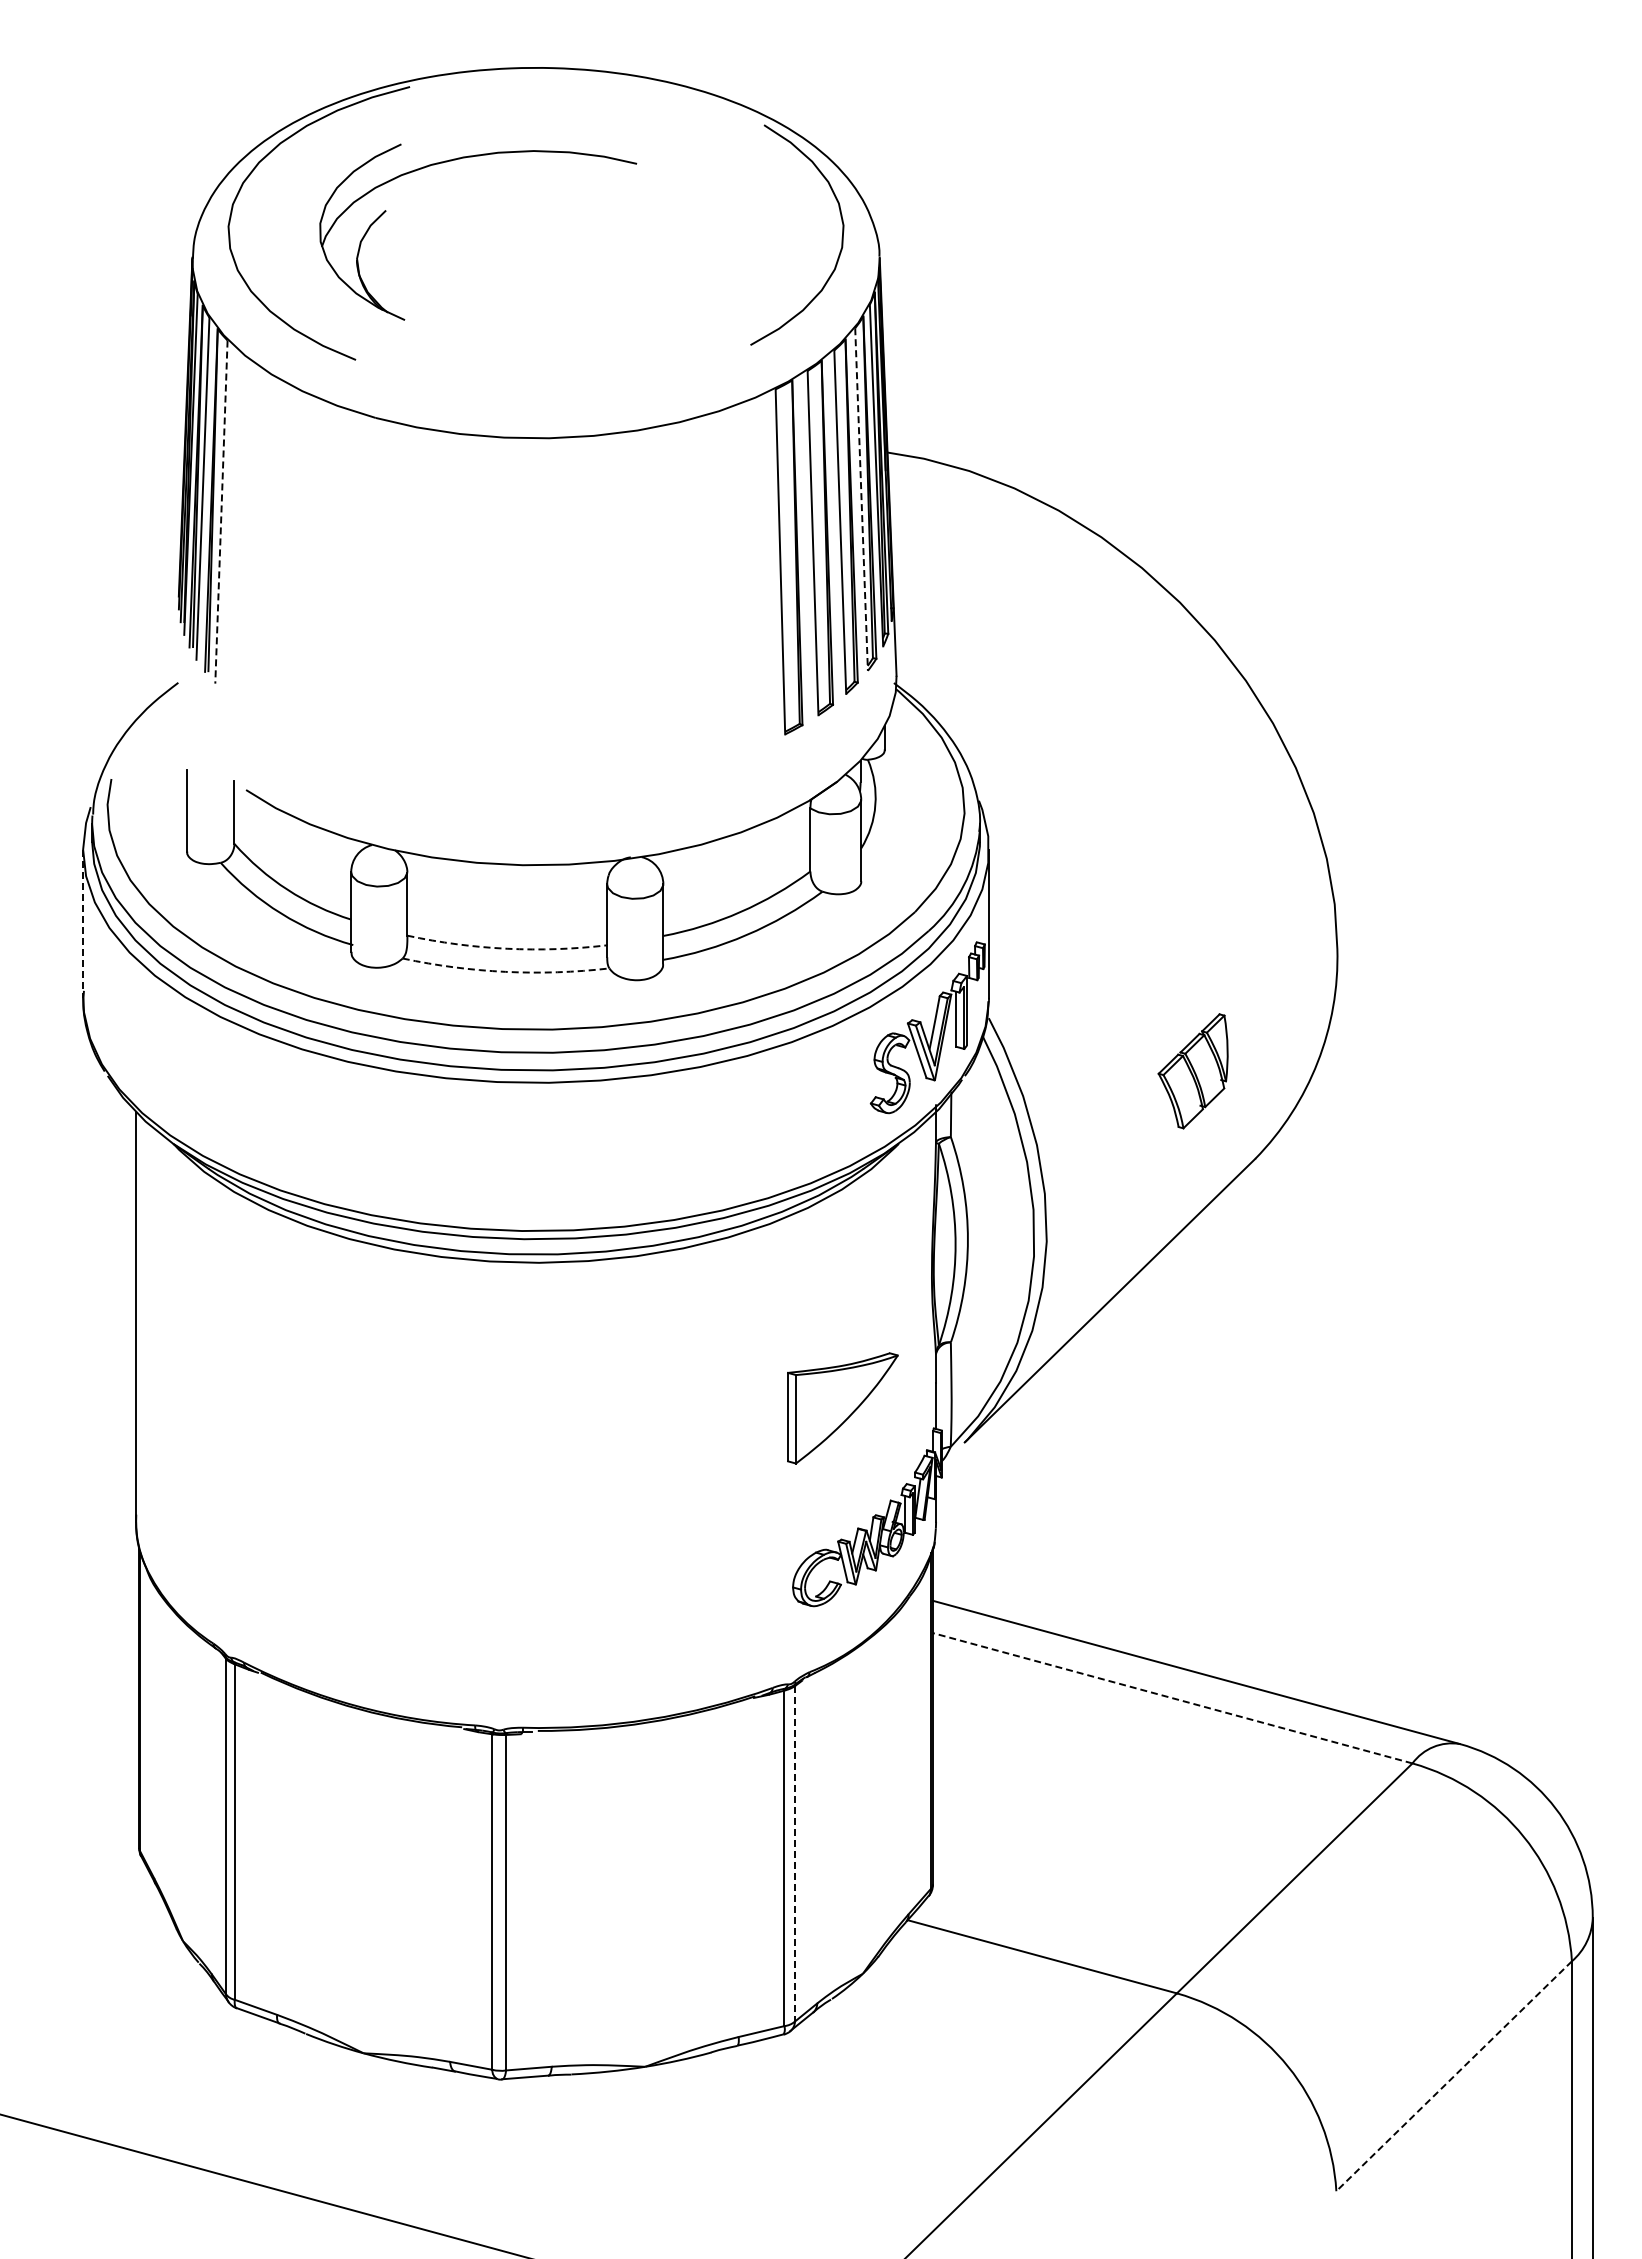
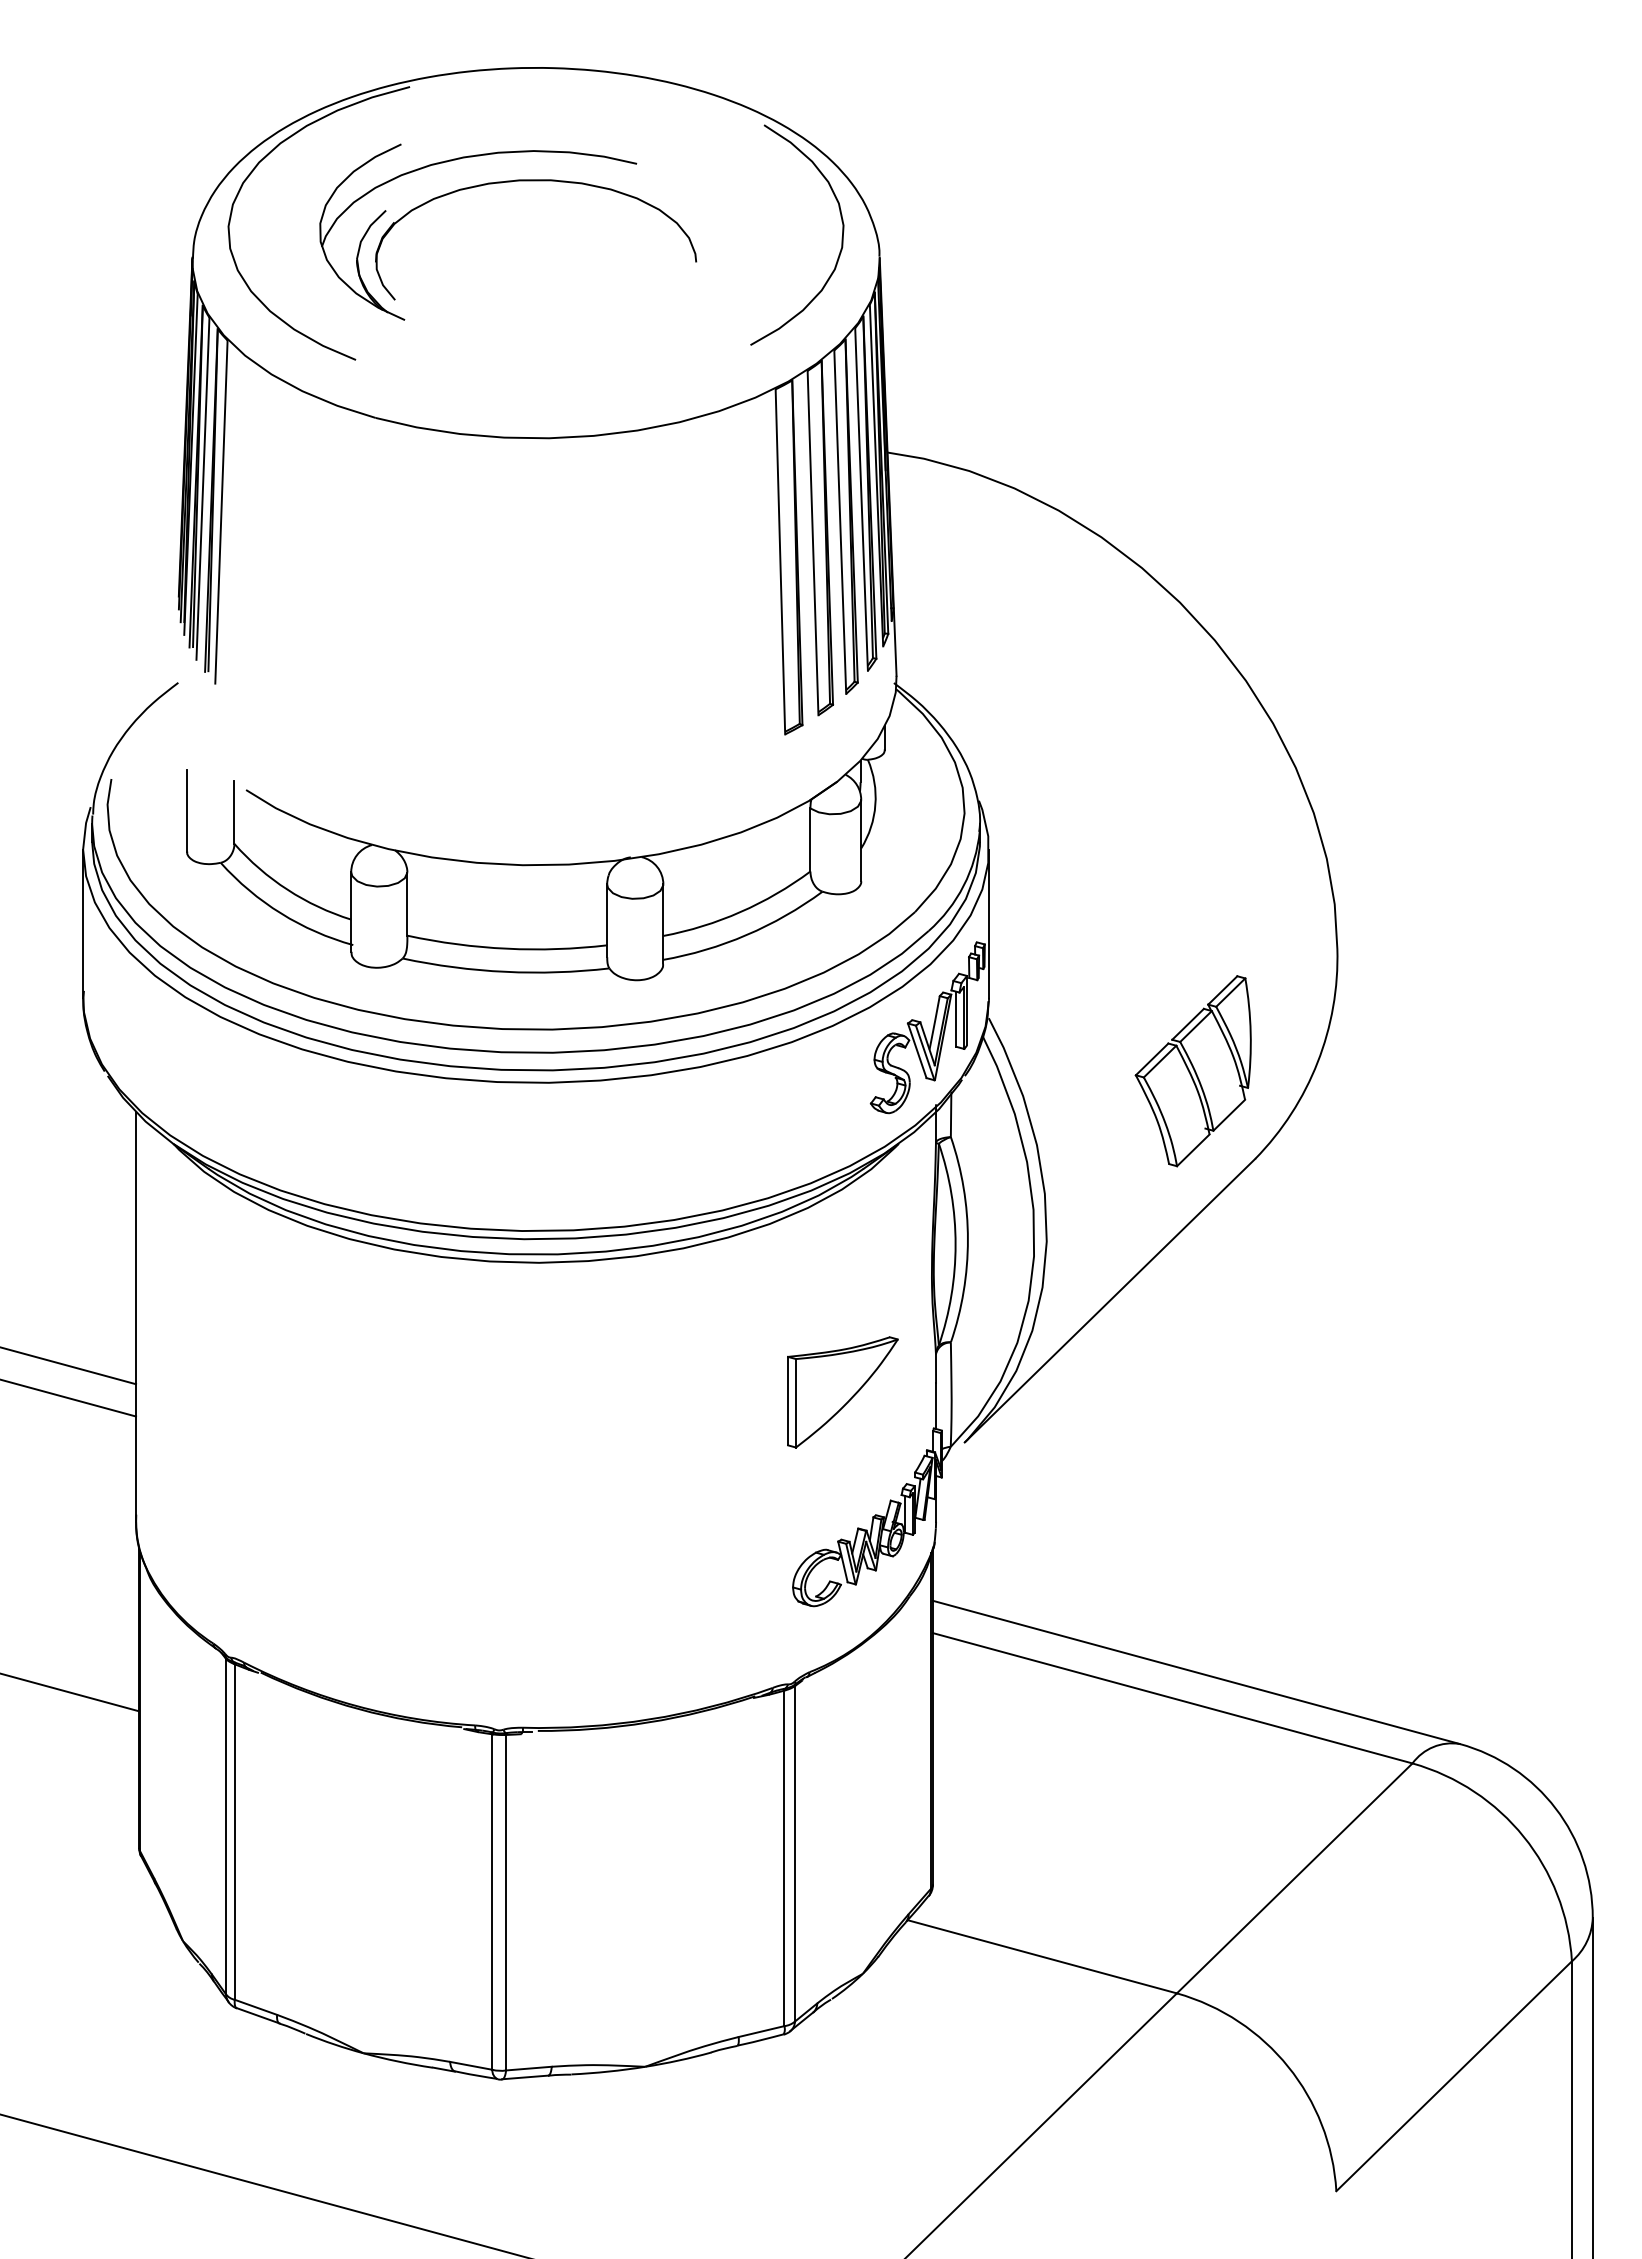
part: none -> present (536, 181)
line: dashed -> solid (861, 500)
line: dashed -> solid (221, 512)
line: dashed -> solid (83, 924)
arc: dashed -> solid (507, 948)
arc: dashed -> solid (505, 971)
part size: 72x117 px -> 118x193 px (1192, 1071)
line: none -> present (69, 1365)
line: none -> present (69, 1398)
part position: (842, 1408) -> (842, 1392) (842, 1392)
line: none -> present (70, 1692)
line: dashed -> solid (1172, 1698)
line: dashed -> solid (794, 1853)
line: dashed -> solid (1454, 2076)
